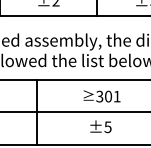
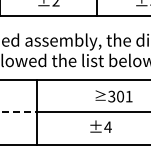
text position: (101, 96) -> (113, 96) (113, 96)
line: solid -> dashed (19, 112)
text: ±5 -> ±4 (107, 127)
